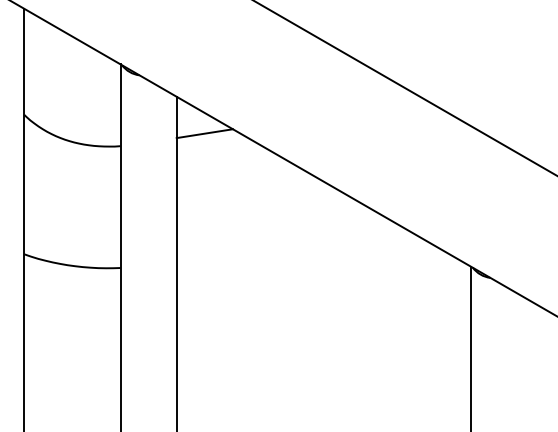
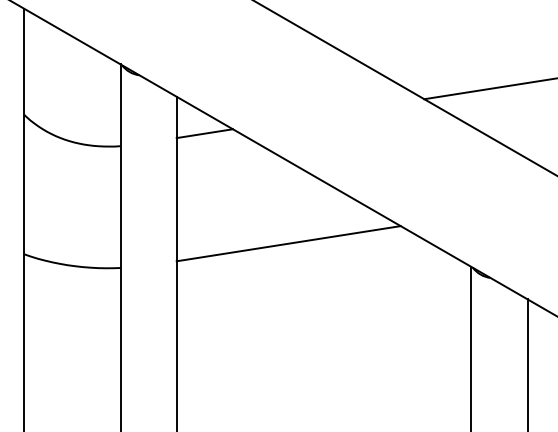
line: none -> present (489, 88)
line: none -> present (288, 243)
line: none -> present (527, 363)
